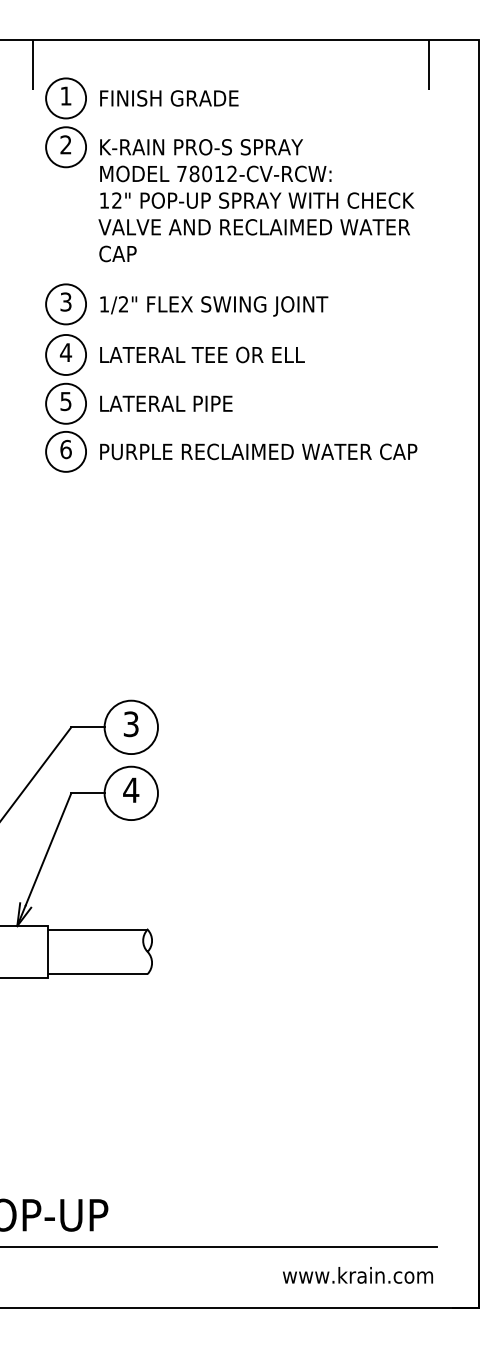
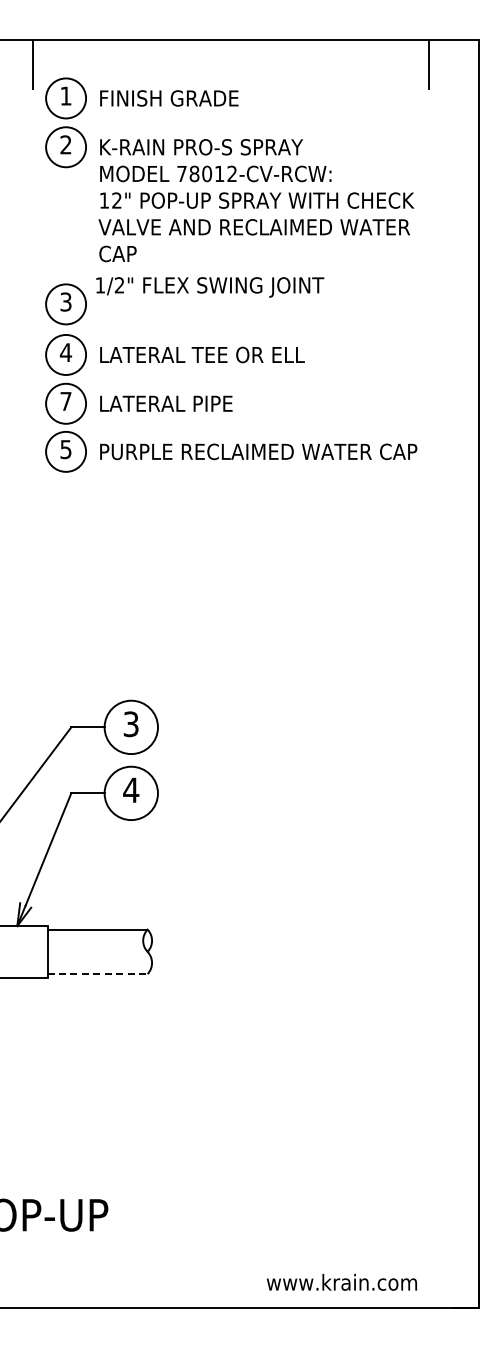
text position: (214, 306) -> (210, 287) (210, 287)
text: 5 -> 7 (65, 401)
text: 6 -> 5 (65, 449)
line: solid -> dashed (98, 974)
line: present -> none (219, 1246)
text position: (357, 1275) -> (341, 1282) (341, 1282)
